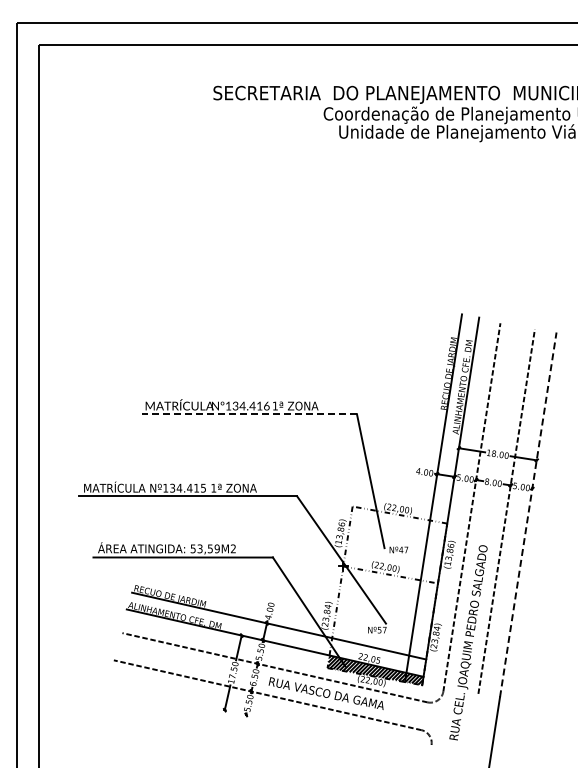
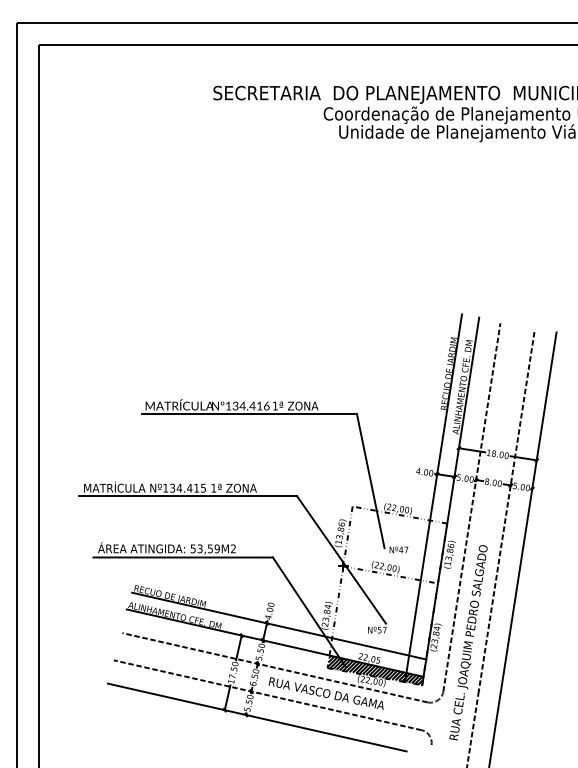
line: dashed -> solid (249, 414)
line: dashed -> solid (528, 514)
line: none -> present (256, 717)
line: none -> present (472, 728)
